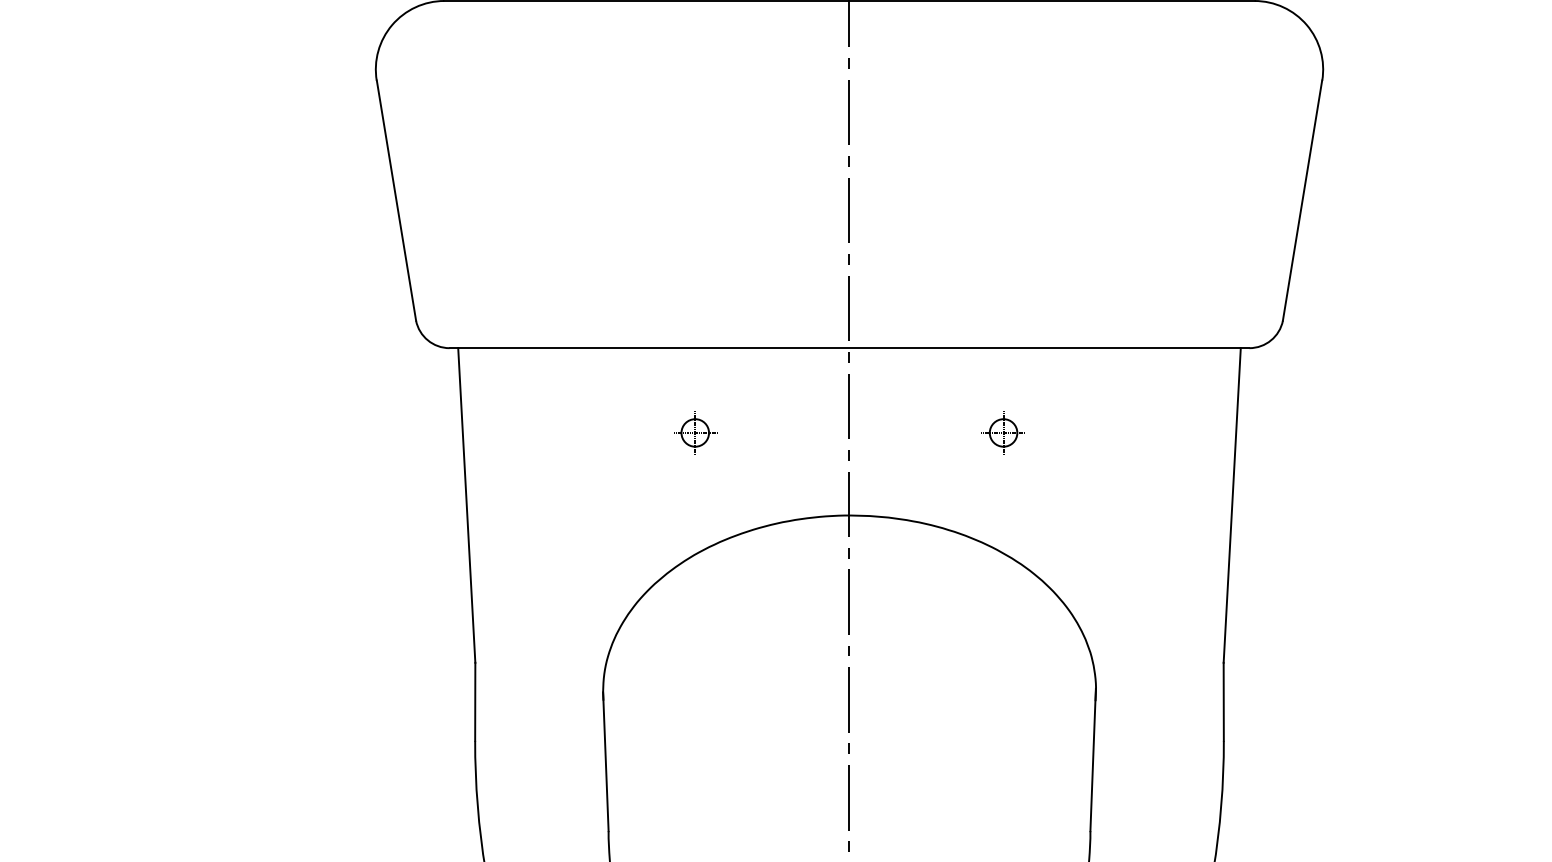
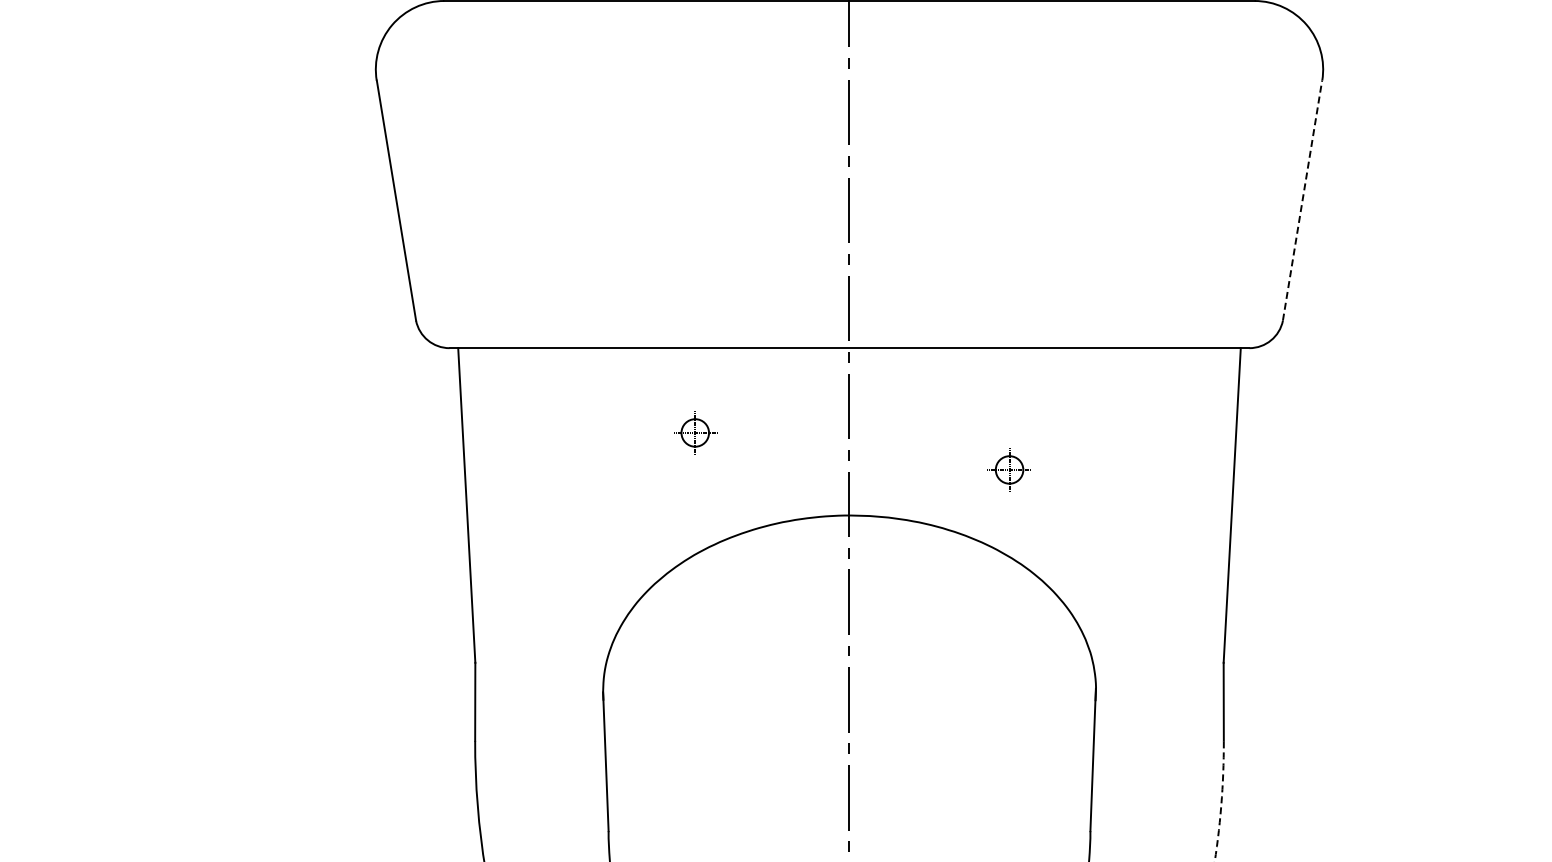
line: solid -> dashed (1302, 200)
part position: (1002, 432) -> (1008, 469) (1008, 469)
arc: solid -> dashed (1221, 802)
